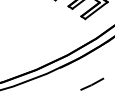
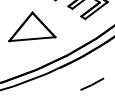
part: none -> present (32, 26)
